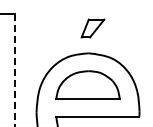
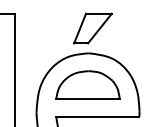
part size: 26x21 px -> 40x33 px (92, 28)
line: dashed -> solid (14, 70)
